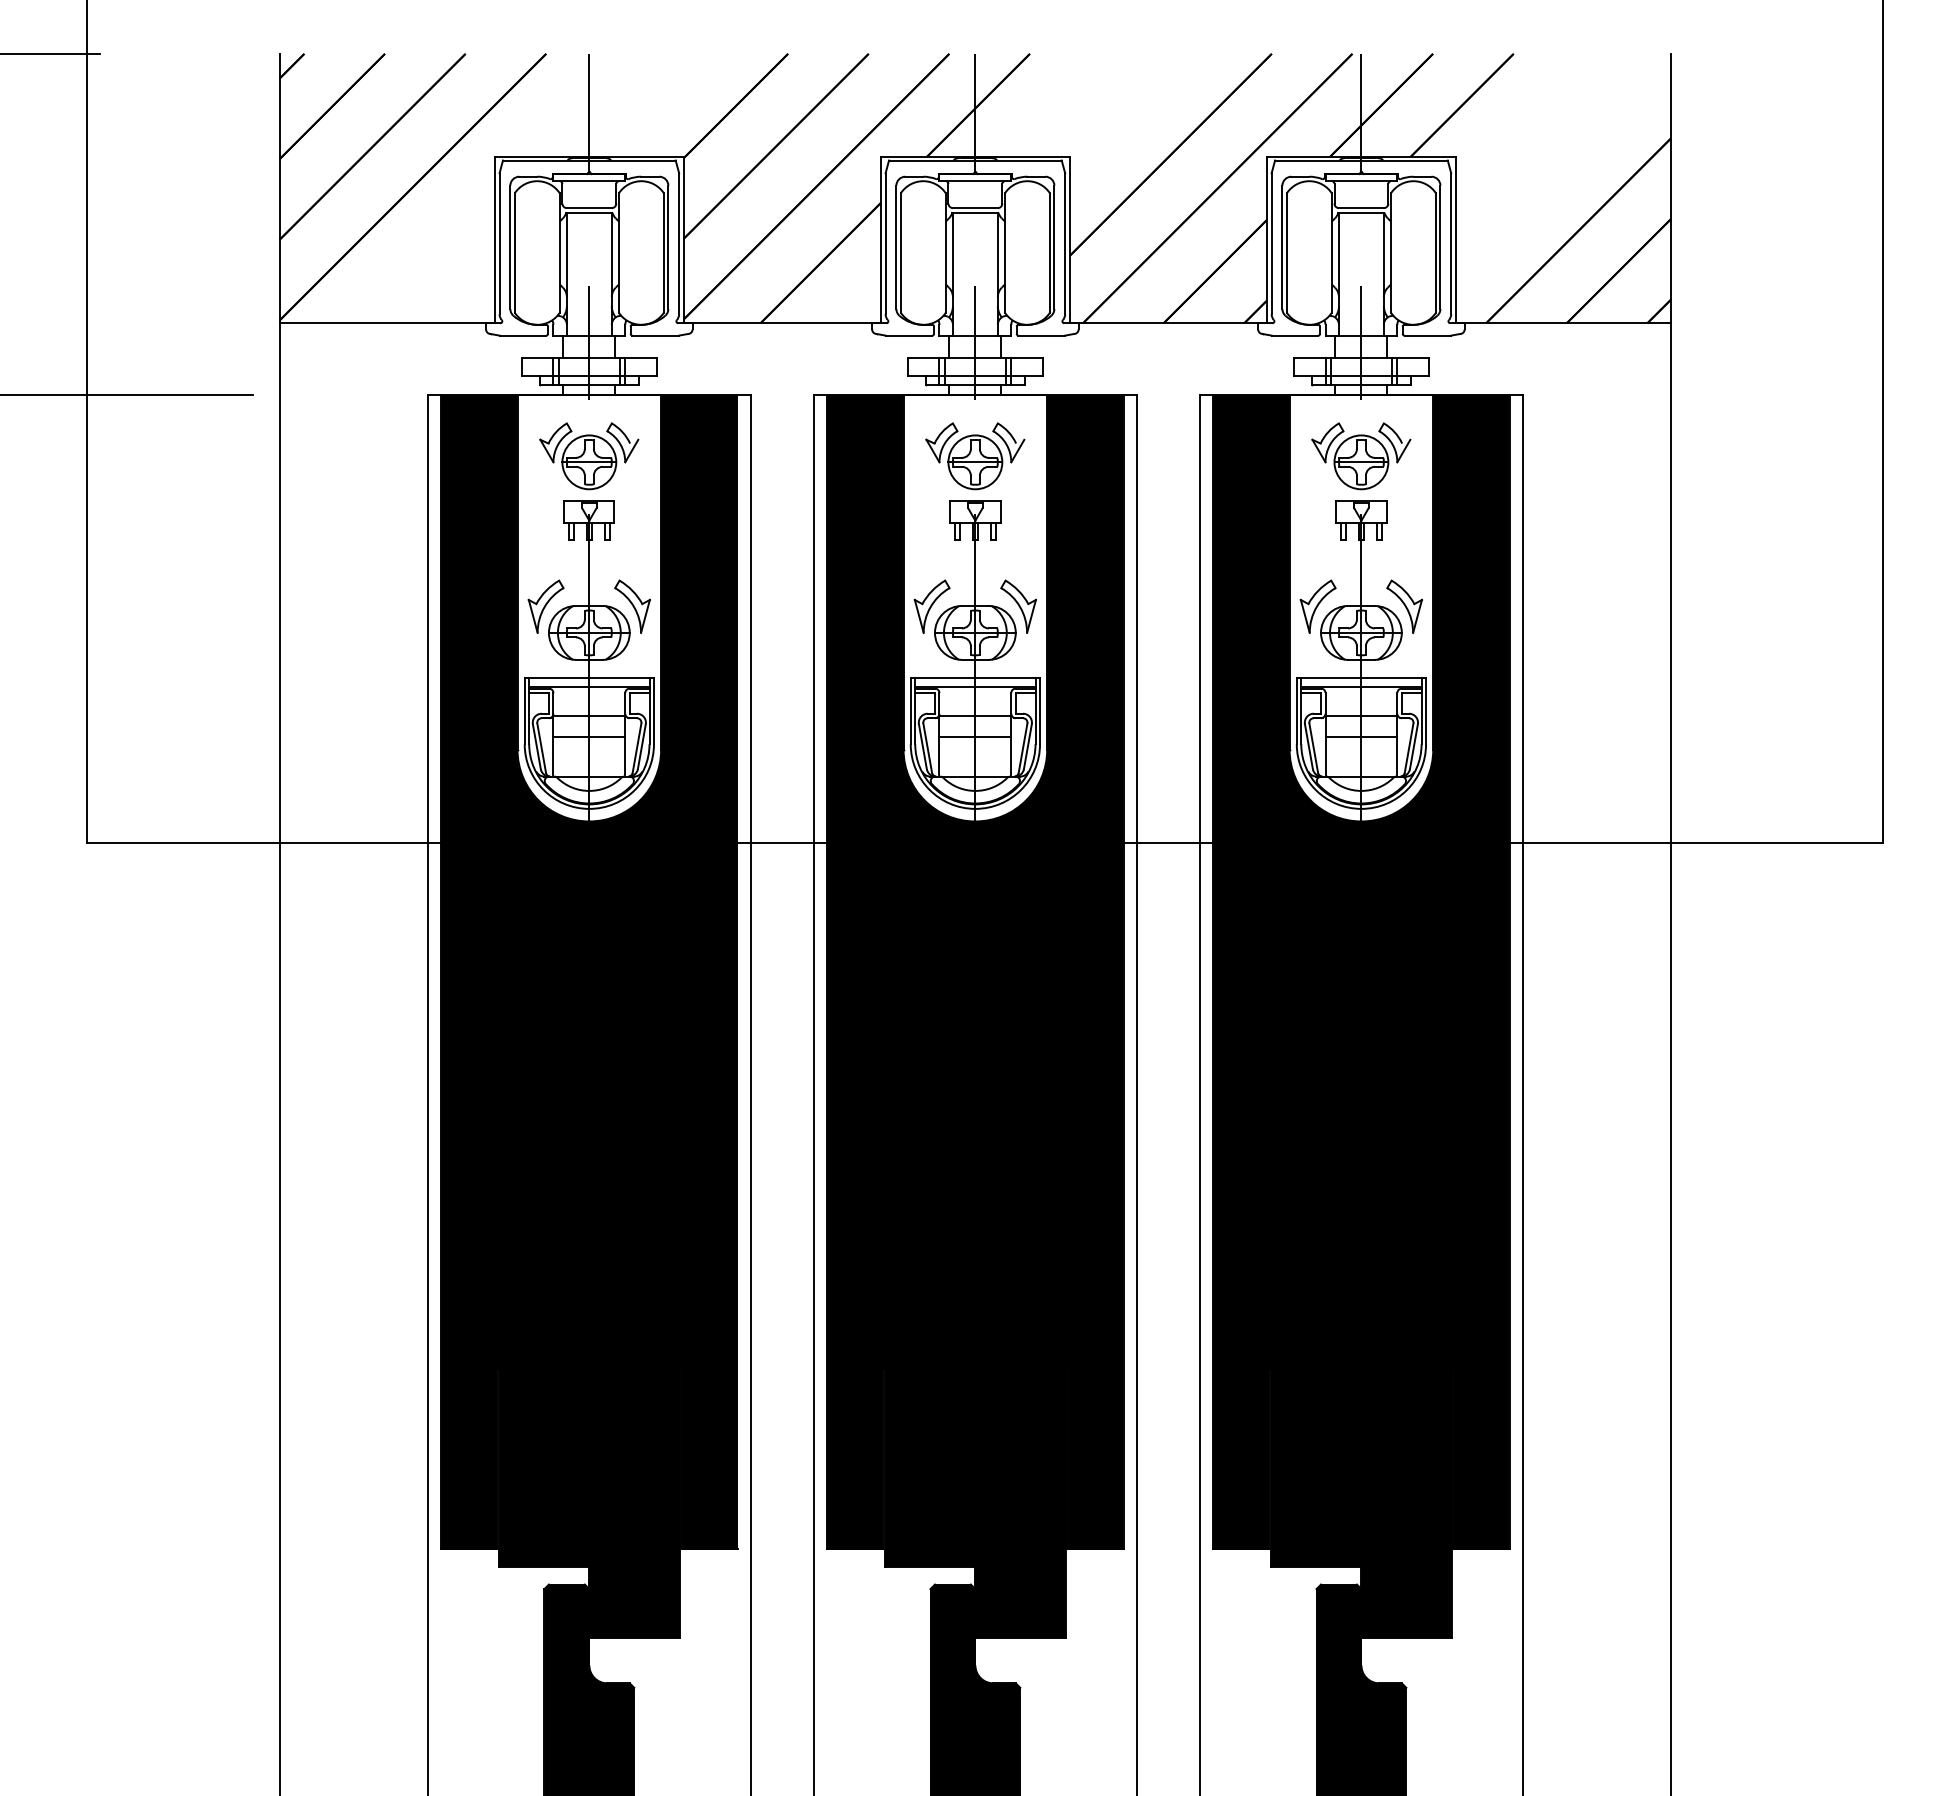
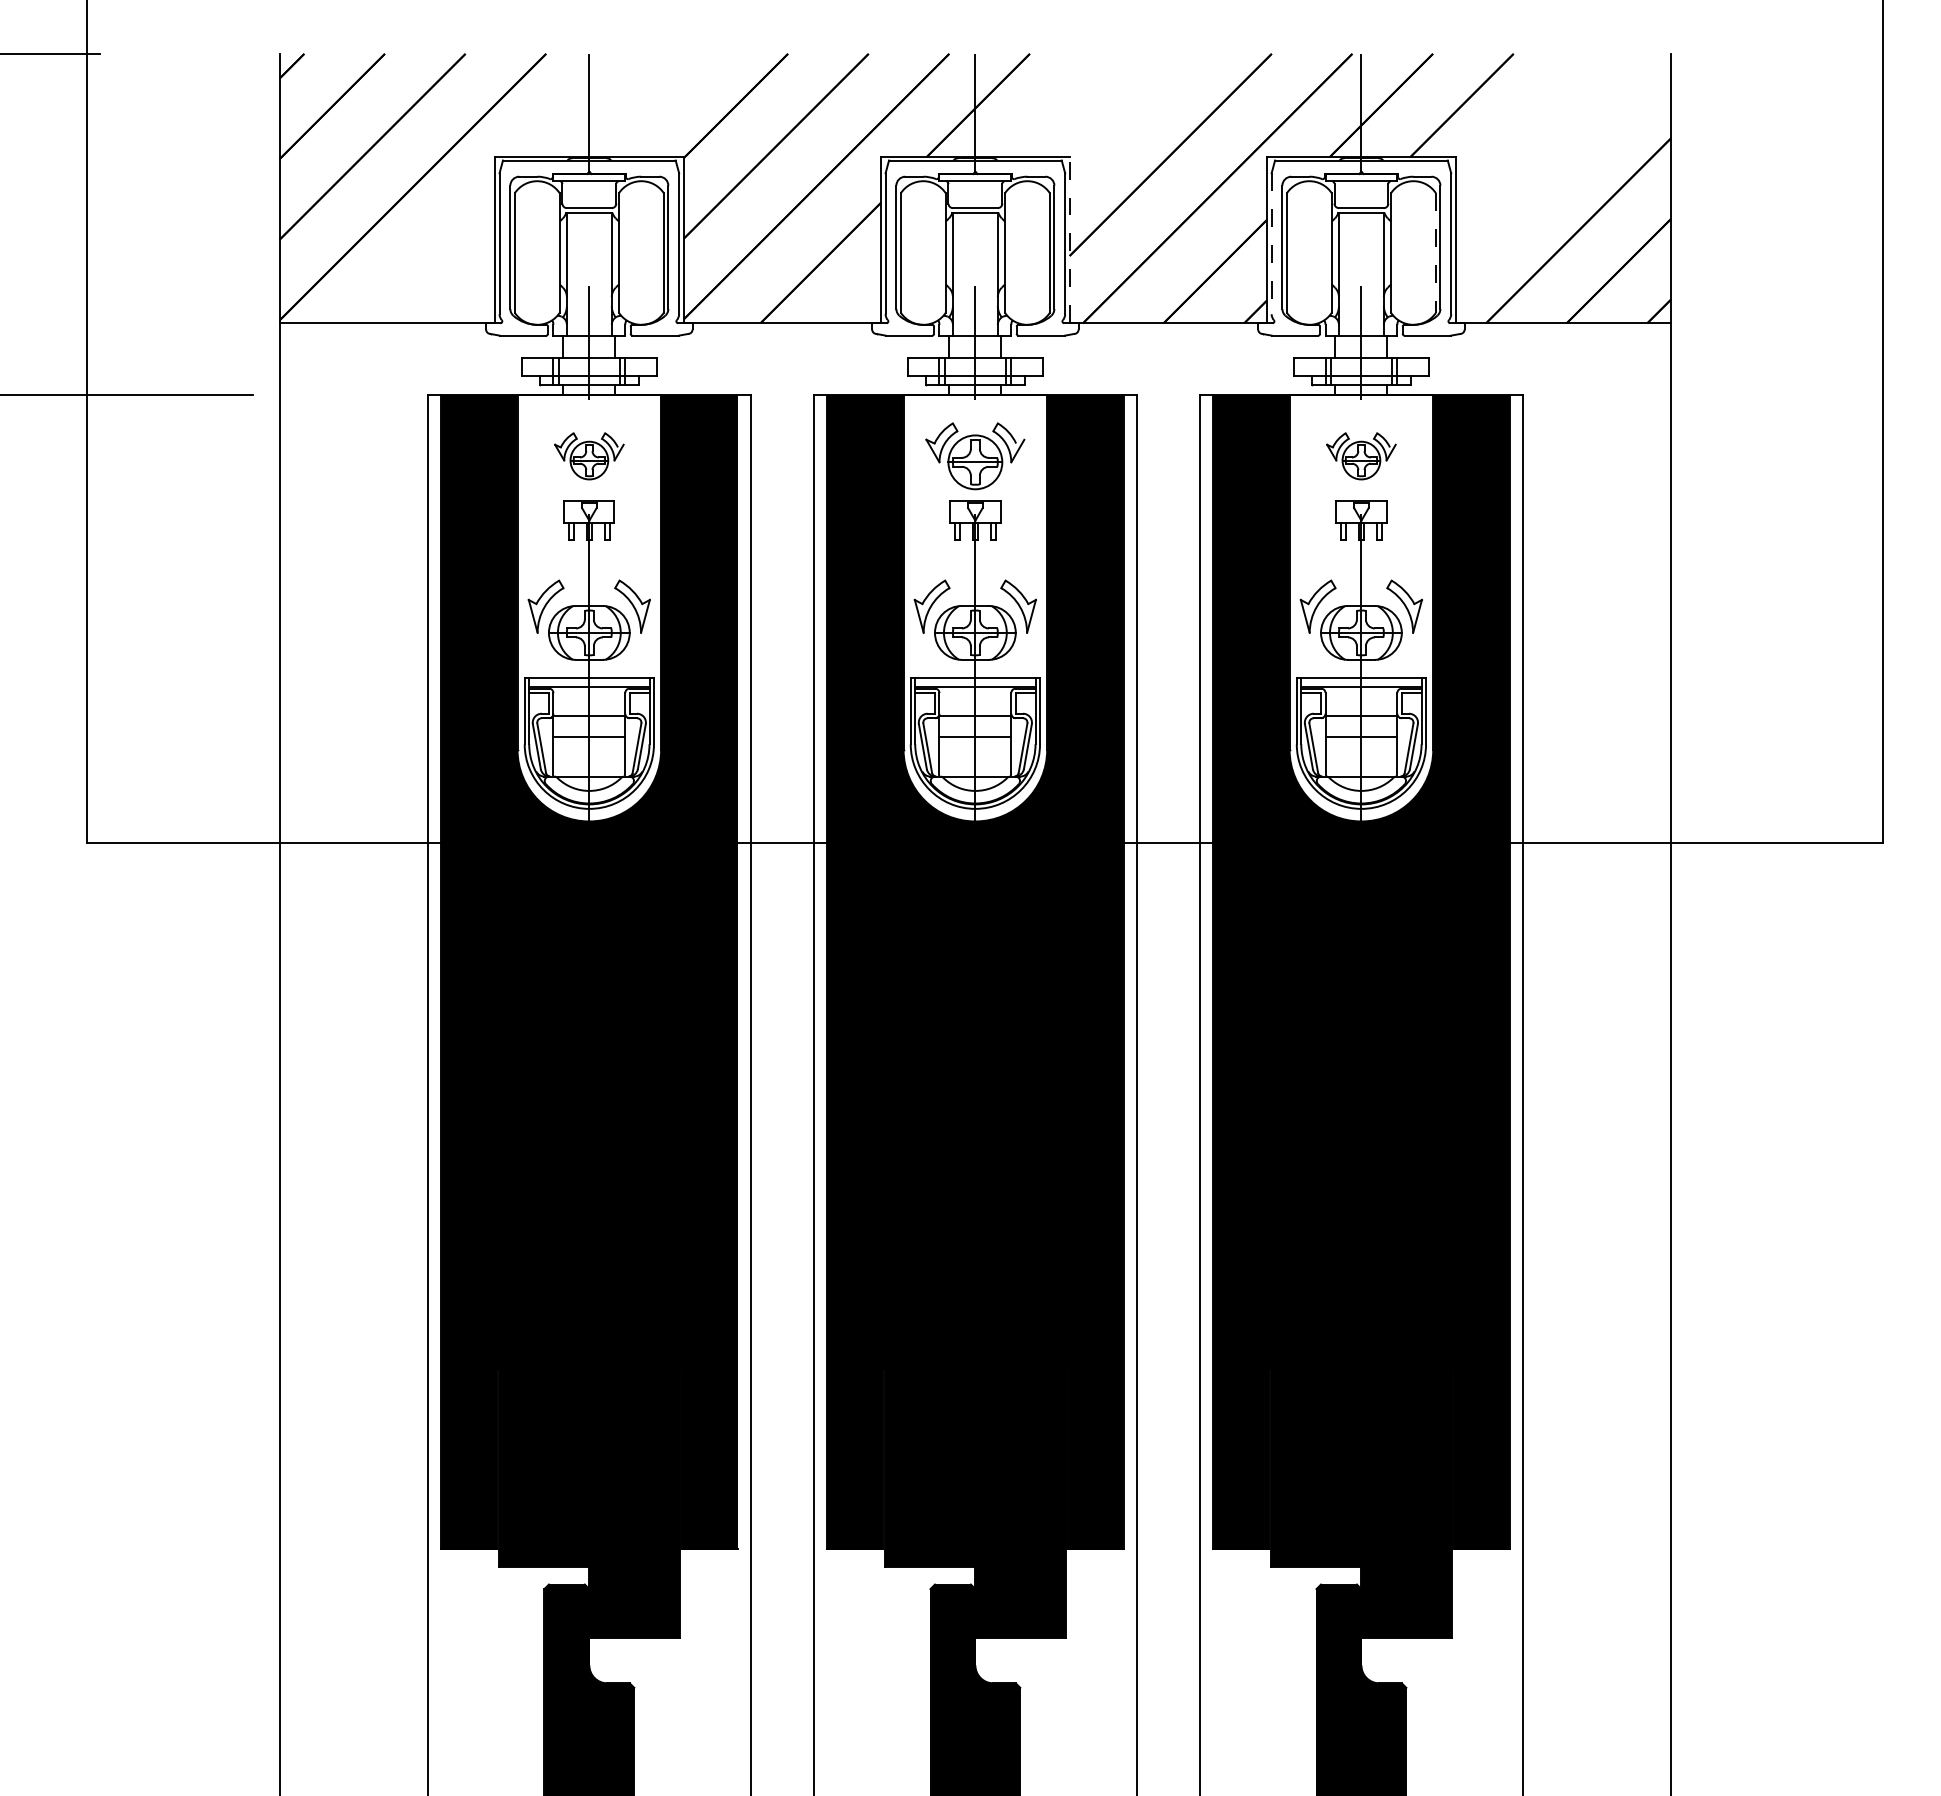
line: solid -> dashed (1069, 239)
line: solid -> dashed (1271, 244)
line: solid -> dashed (1435, 253)
part size: 101x69 px -> 71x49 px (589, 456)
part size: 101x69 px -> 71x49 px (1361, 456)
